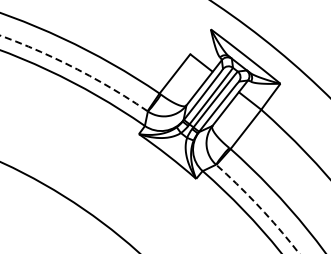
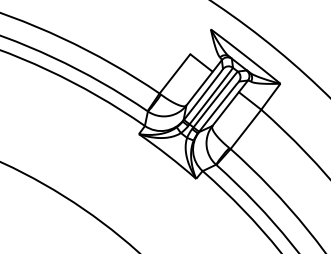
arc: dashed -> solid (75, 68)
arc: dashed -> solid (259, 206)
